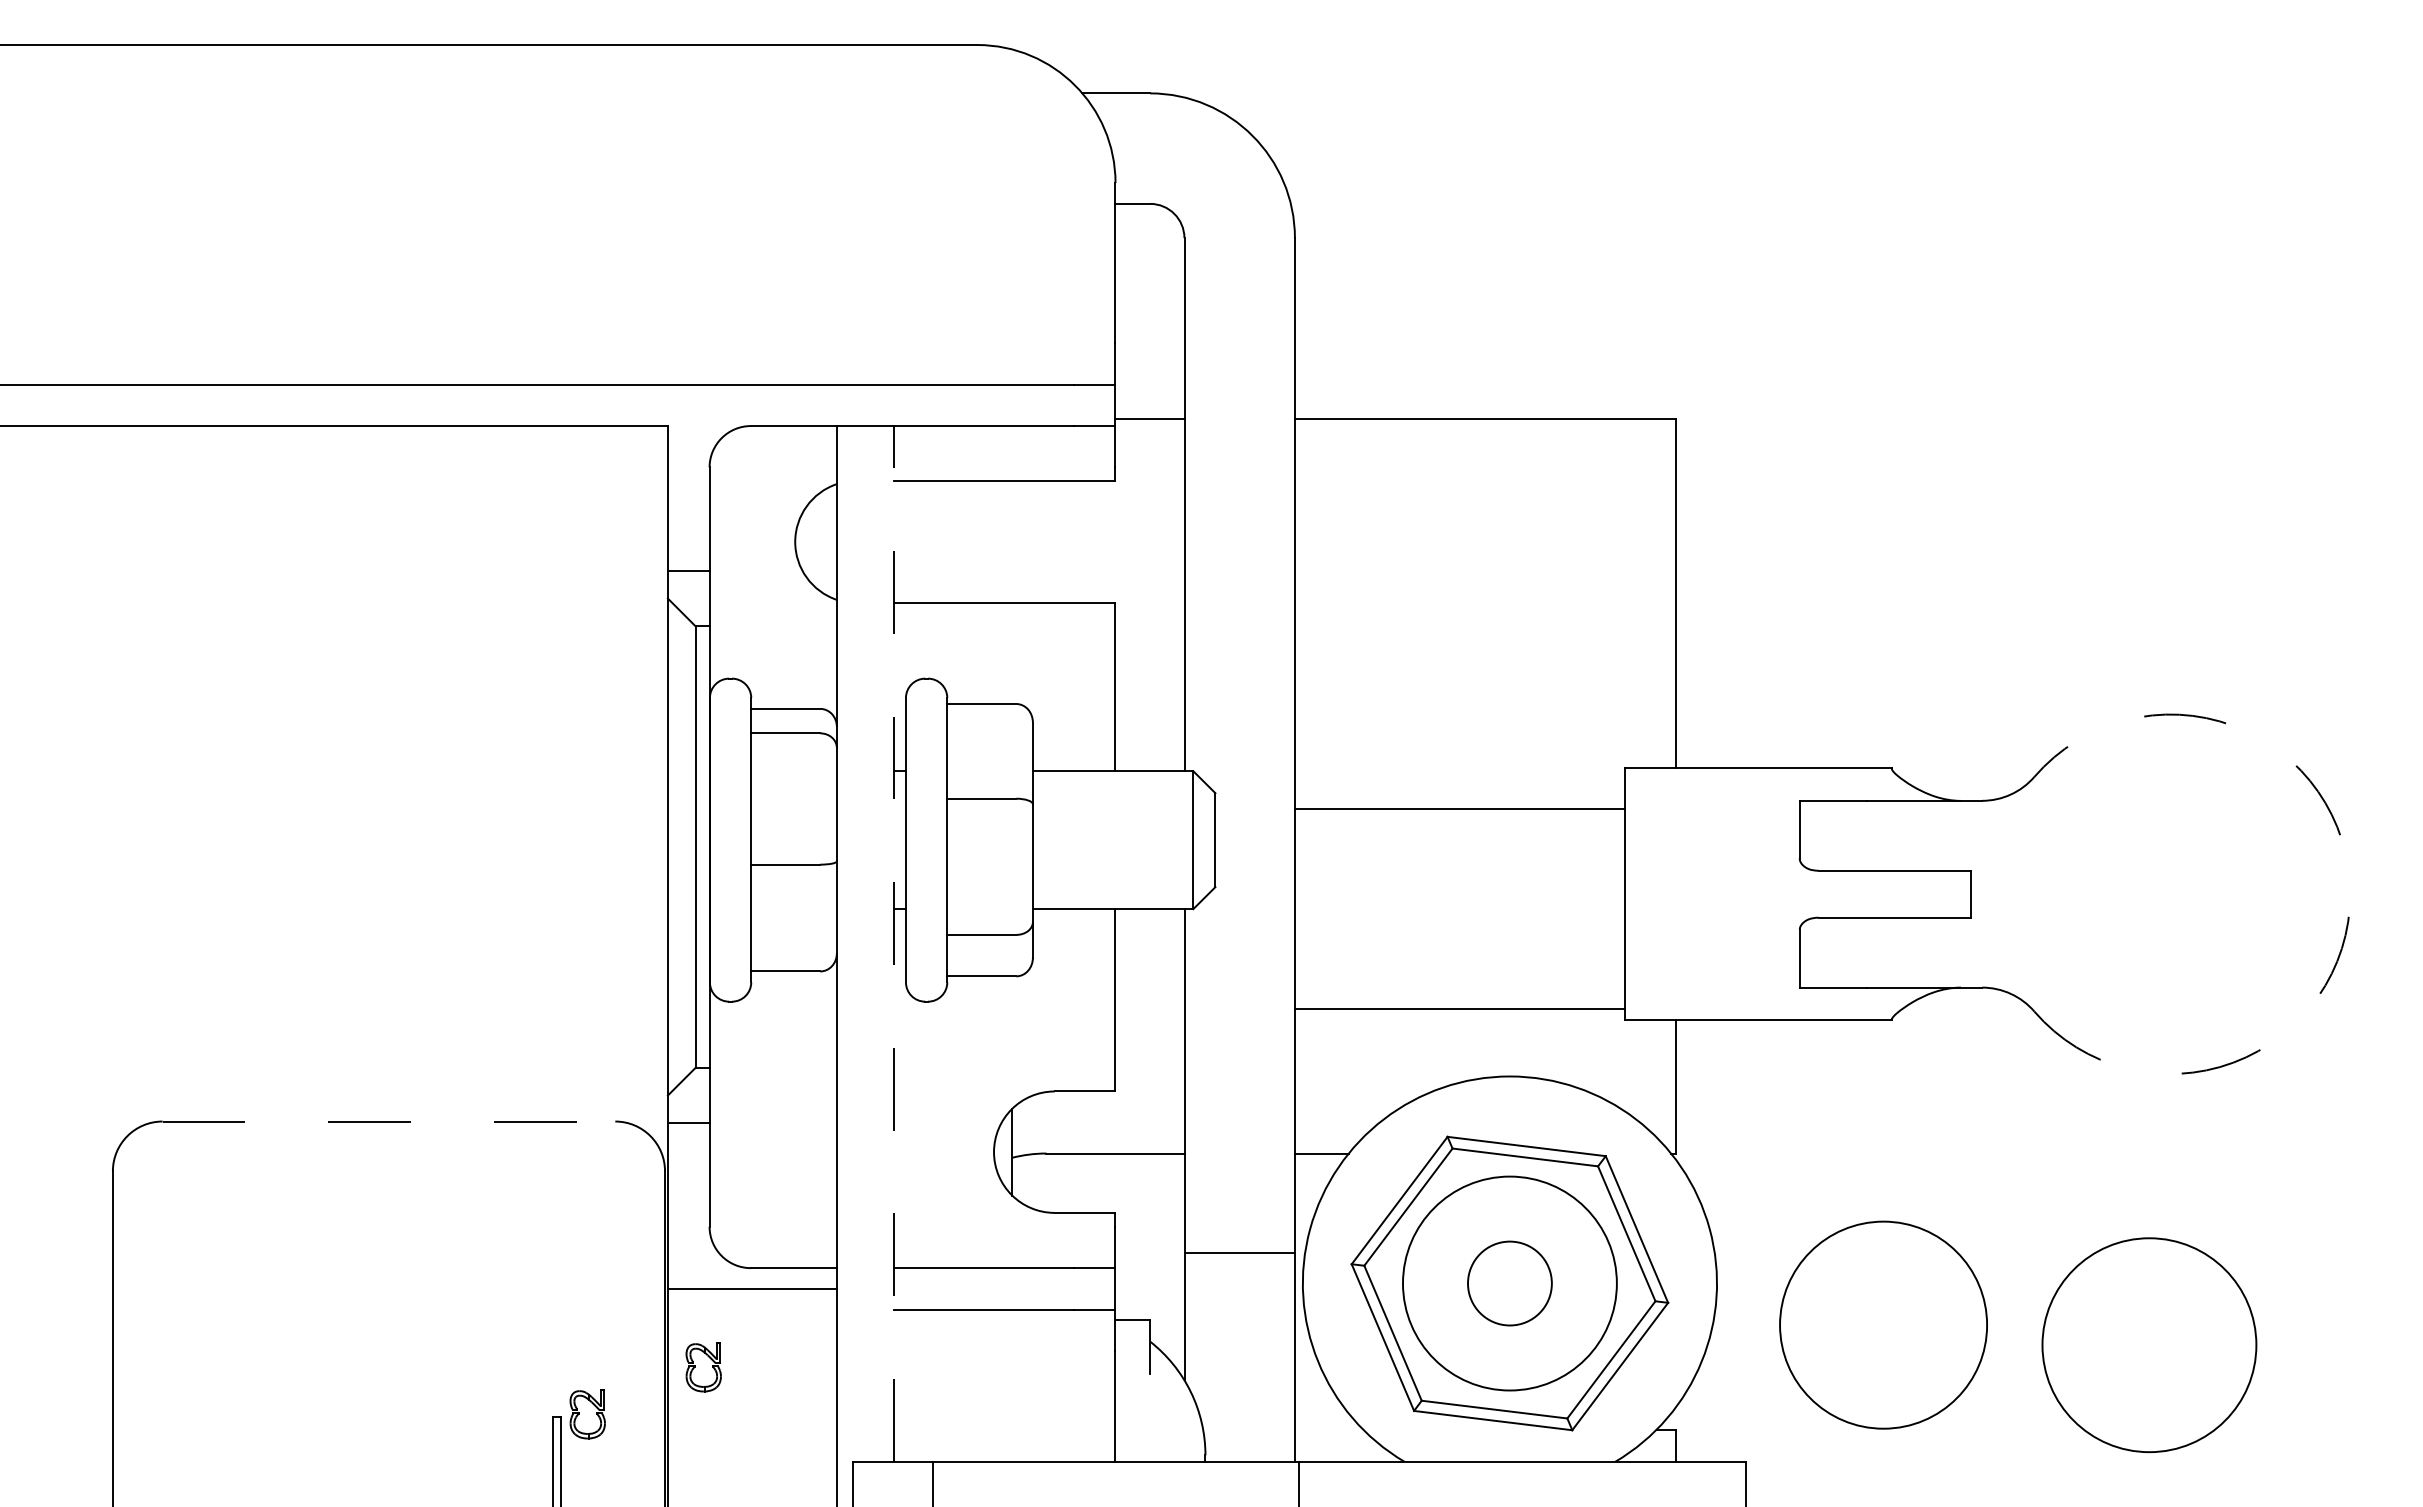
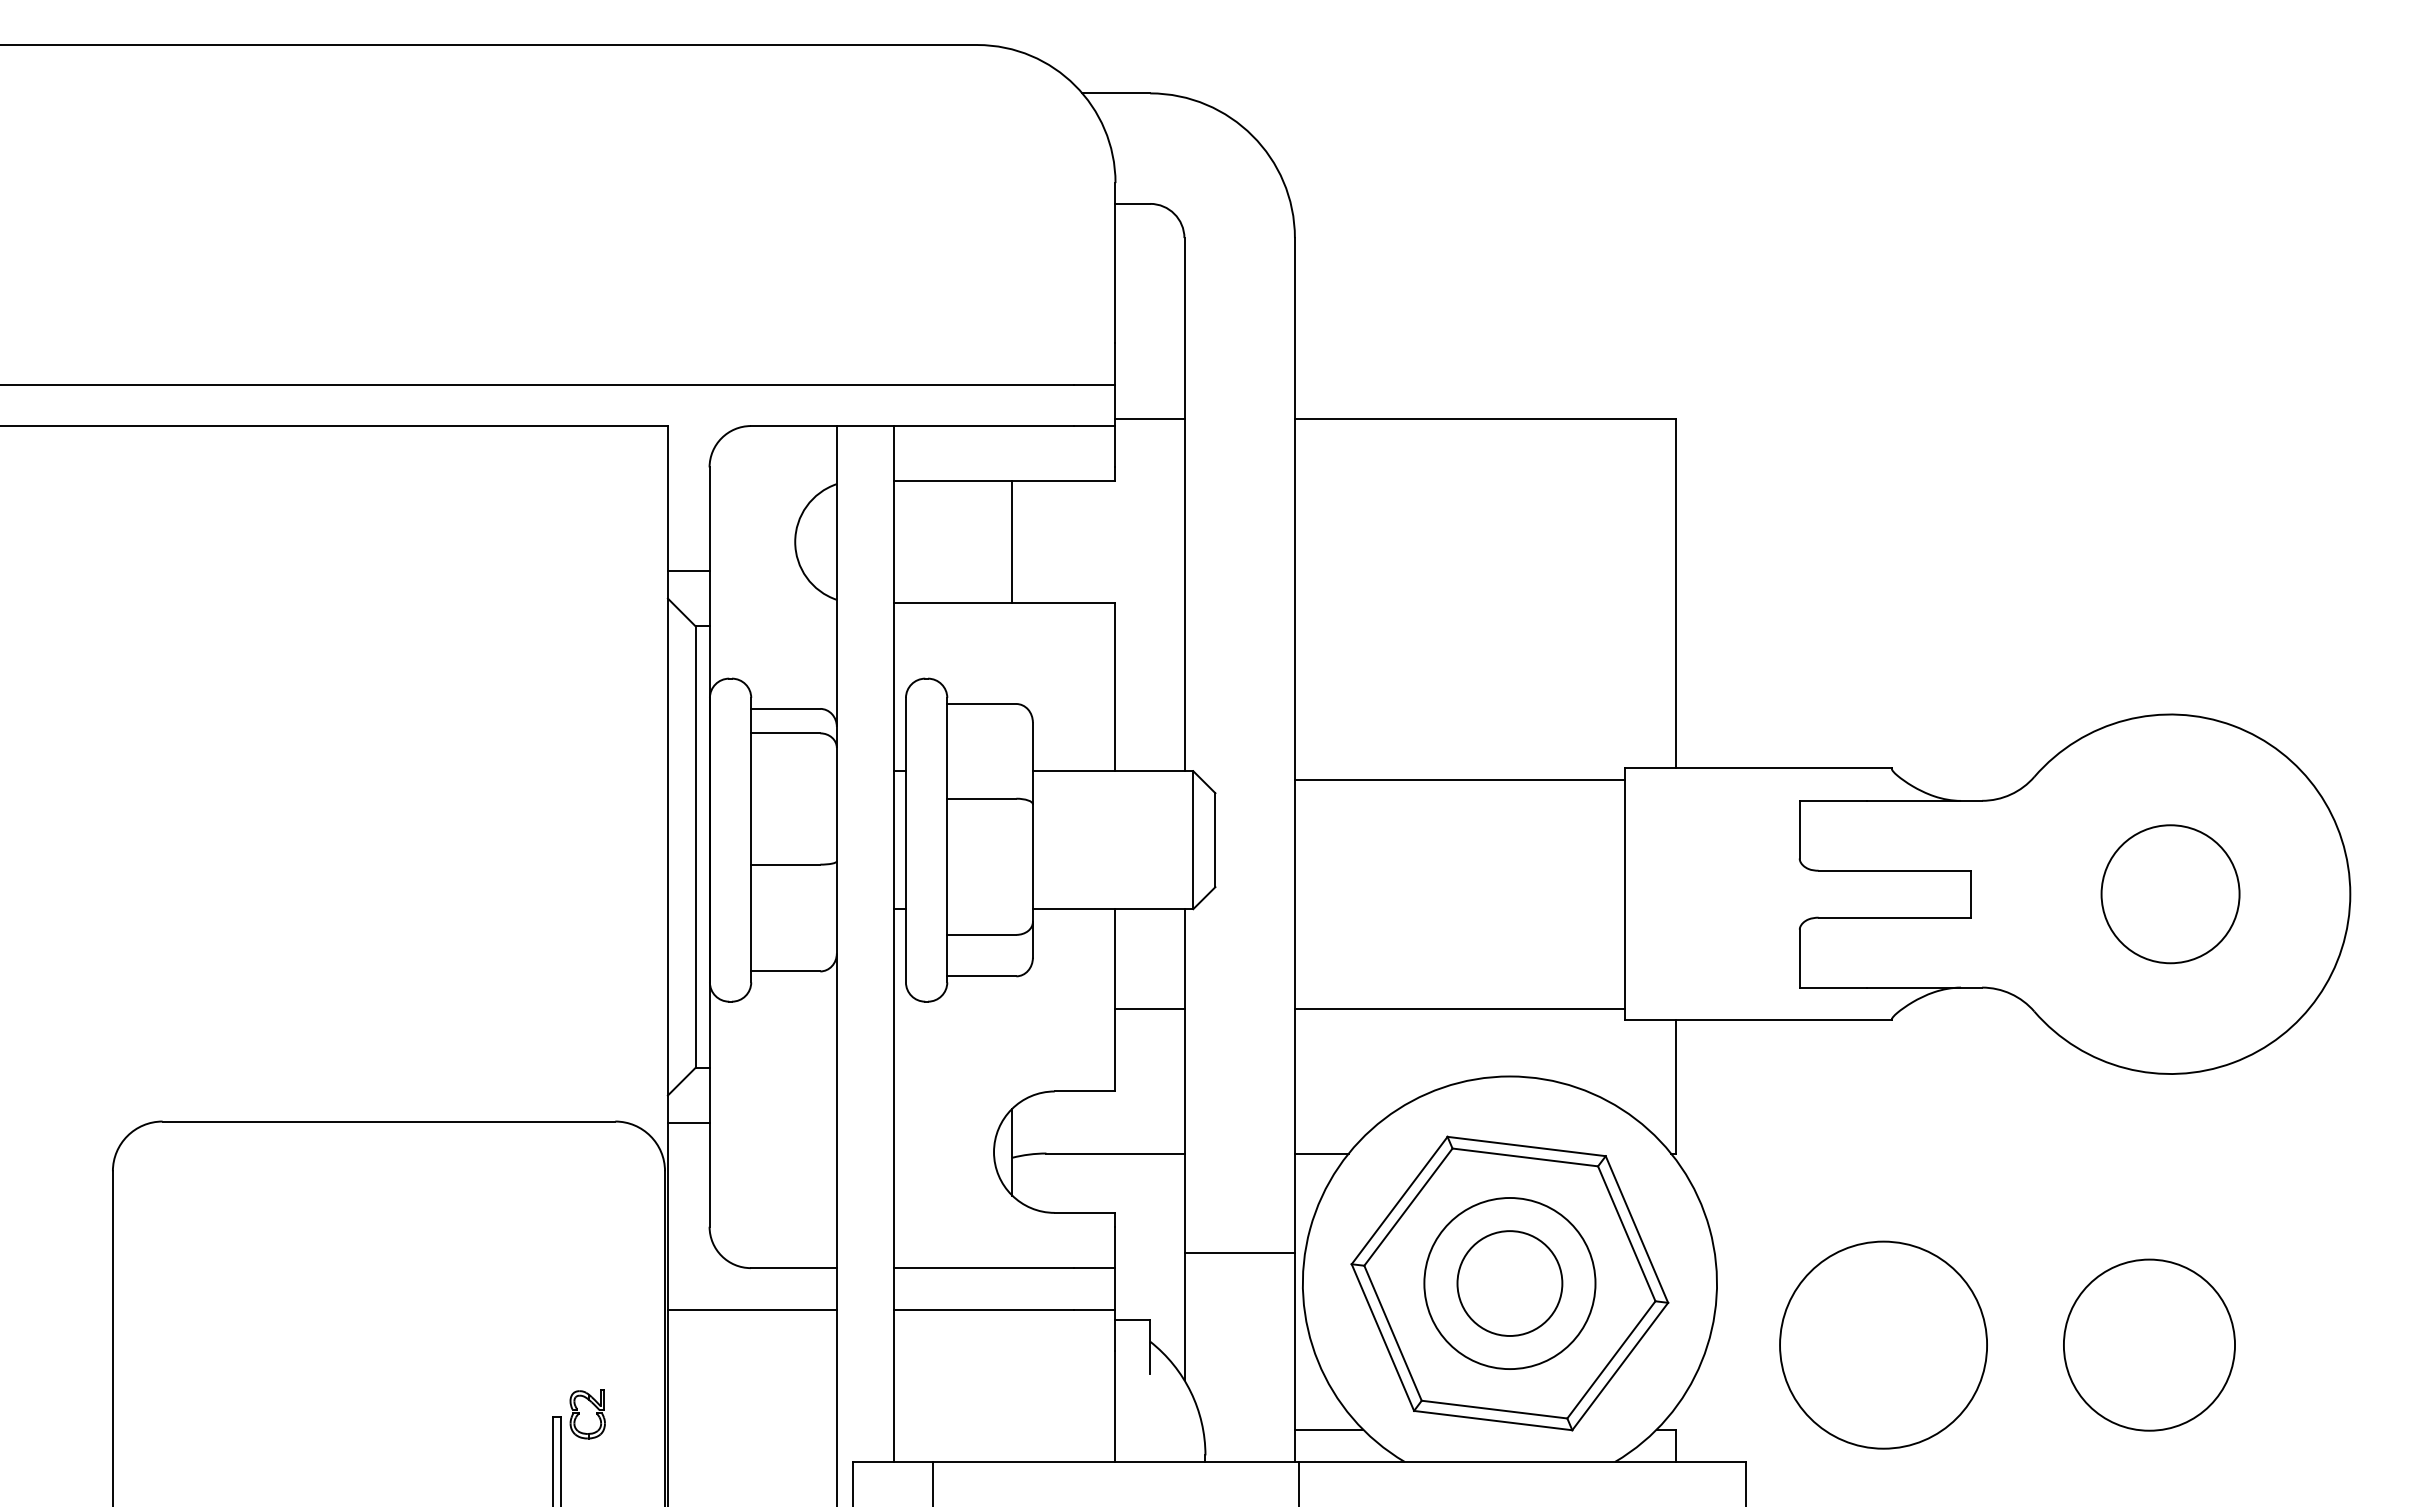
line: none -> present (1012, 541)
line position: (1459, 808) -> (1459, 779) (1459, 779)
circle: none -> present (2170, 894)
arc: dashed -> solid (2350, 894)
line: dashed -> solid (894, 944)
line: none -> present (1149, 1008)
line: dashed -> solid (389, 1121)
circle diameter: 214 px -> 171 px (1509, 1283)
circle diameter: 84 px -> 105 px (1509, 1283)
line position: (751, 1288) -> (751, 1309) (751, 1309)
circle position: (1883, 1324) -> (1883, 1344) (1883, 1344)
circle size: 217x217 px -> 173x174 px (2149, 1344)
part: present -> none (695, 1367)
line: none -> present (1328, 1429)
